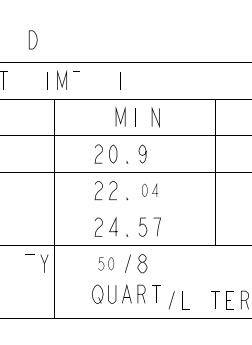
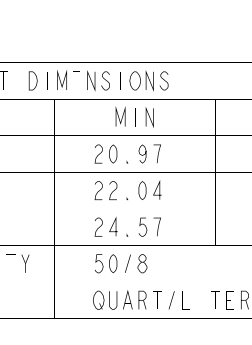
part position: (32, 39) -> (32, 80) (32, 80)
part: none -> present (98, 80)
part: none -> present (148, 80)
line position: (155, 117) -> (149, 117) (149, 117)
curve: none -> present (158, 153)
part size: 16x14 px -> 24x20 px (149, 189)
part position: (42, 260) -> (23, 260) (23, 260)
part size: 16x14 px -> 23x20 px (106, 263)
part position: (126, 293) -> (127, 299) (127, 299)
